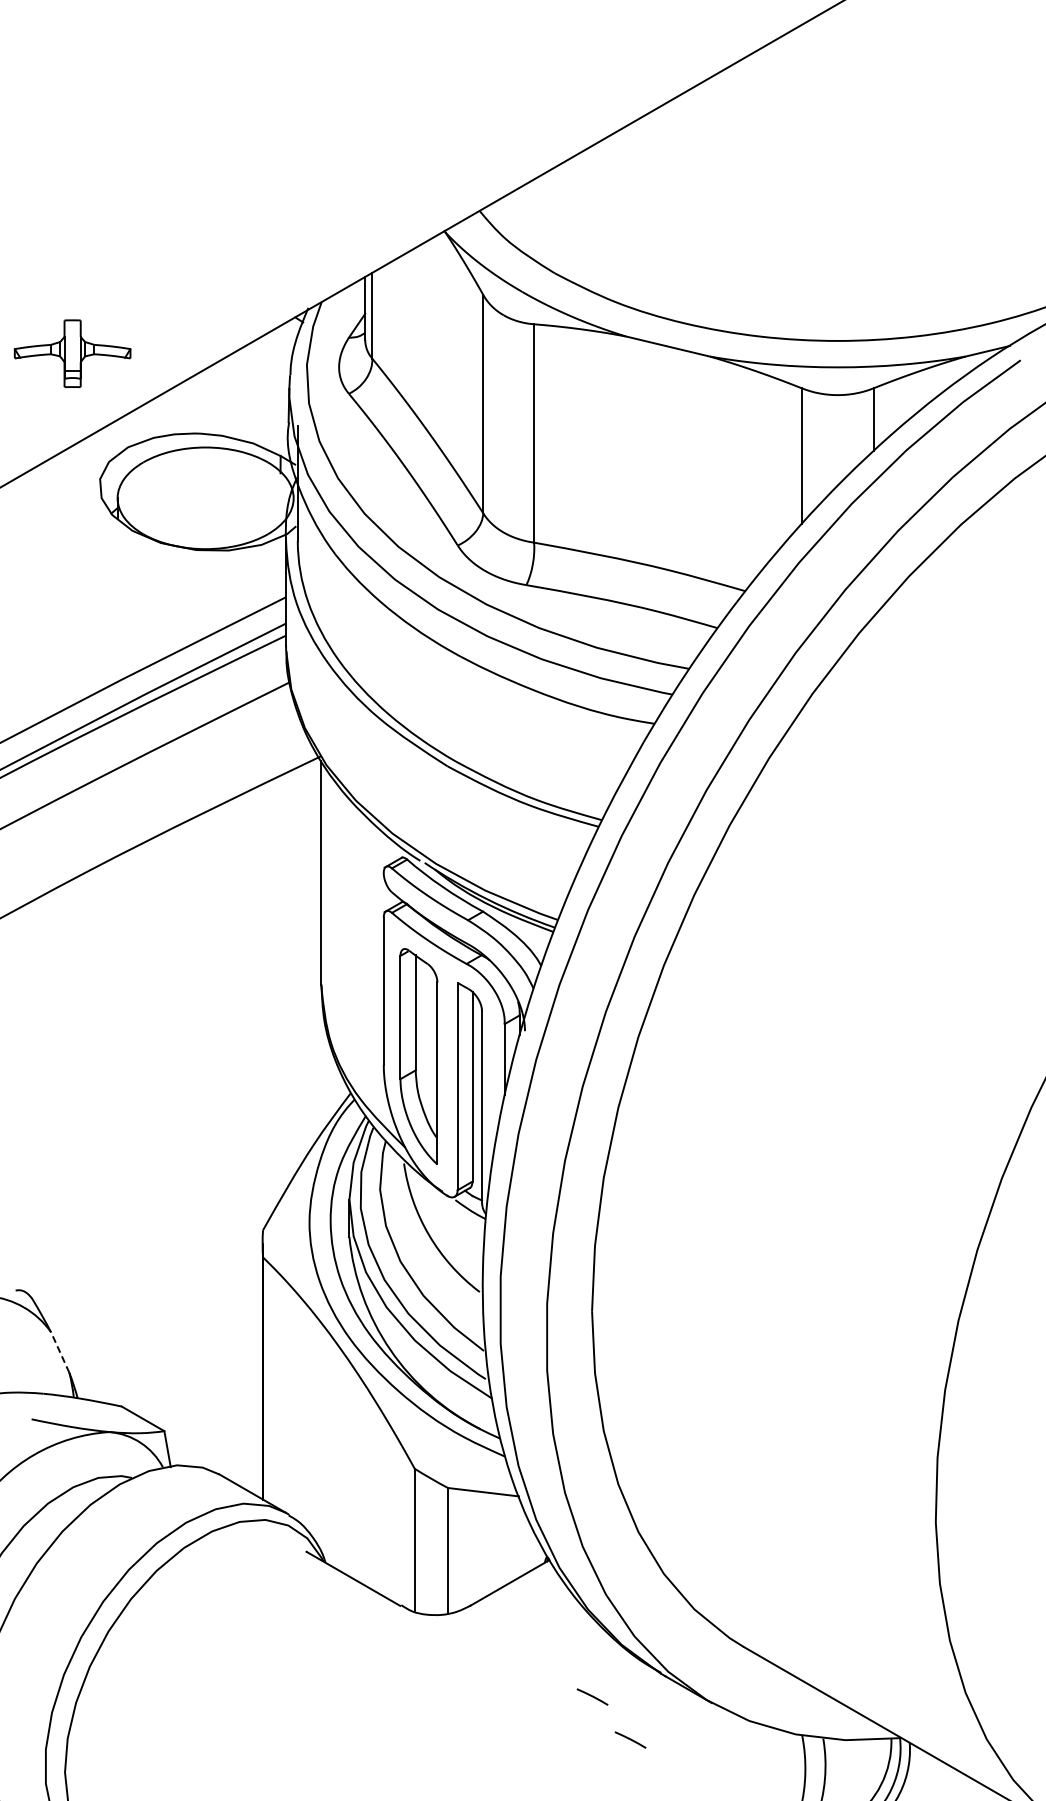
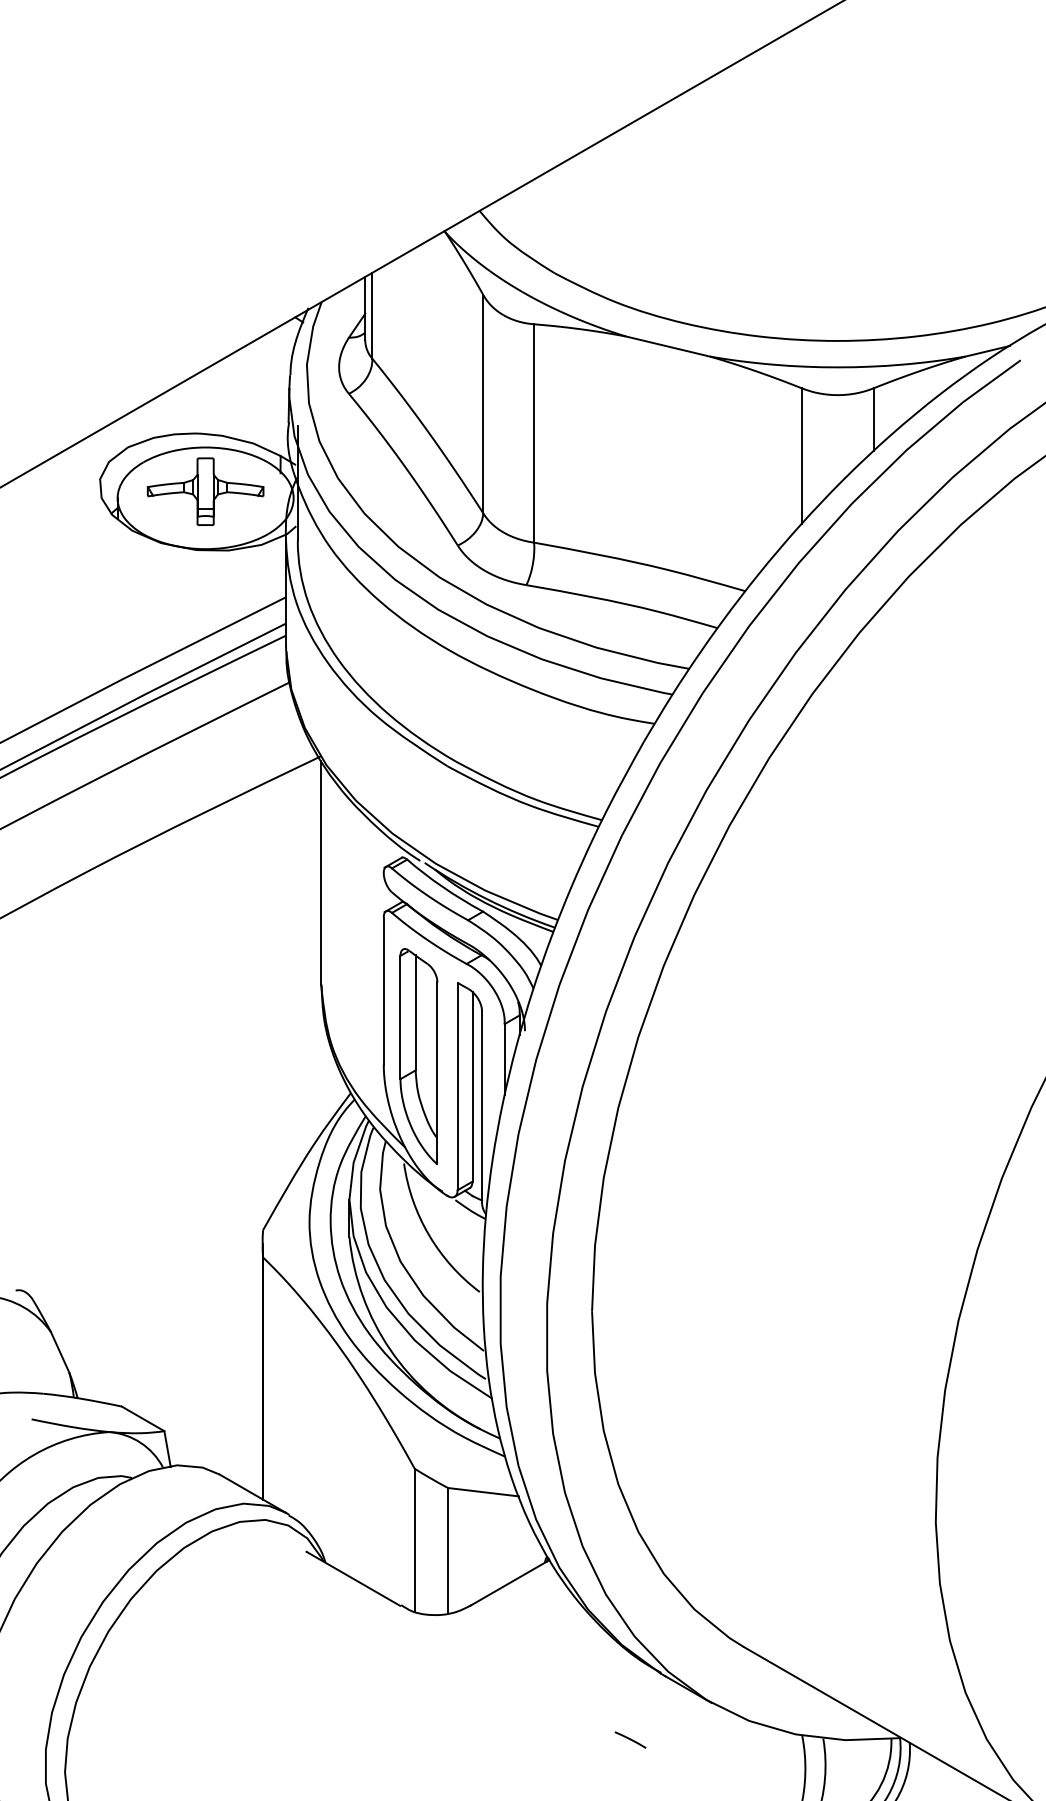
part position: (72, 353) -> (205, 491) (205, 491)
line: dashed -> solid (59, 1352)
line: present -> none (592, 1696)
